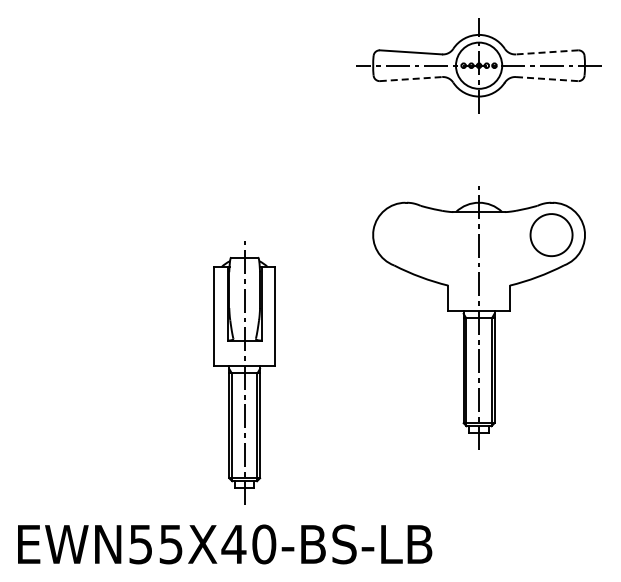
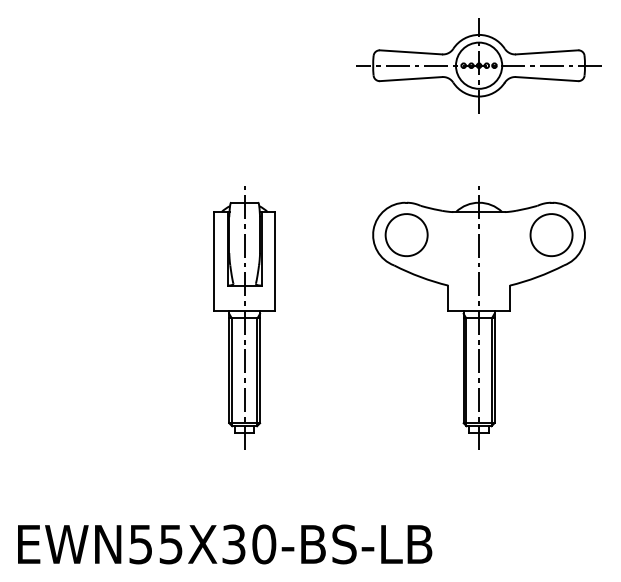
line: dashed -> solid (546, 52)
line: dashed -> solid (411, 79)
line: dashed -> solid (547, 79)
part: none -> present (406, 235)
part position: (244, 372) -> (244, 317) (244, 317)
text: EWN55X40-BS-LB -> EWN55X30-BS-LB (233, 544)
